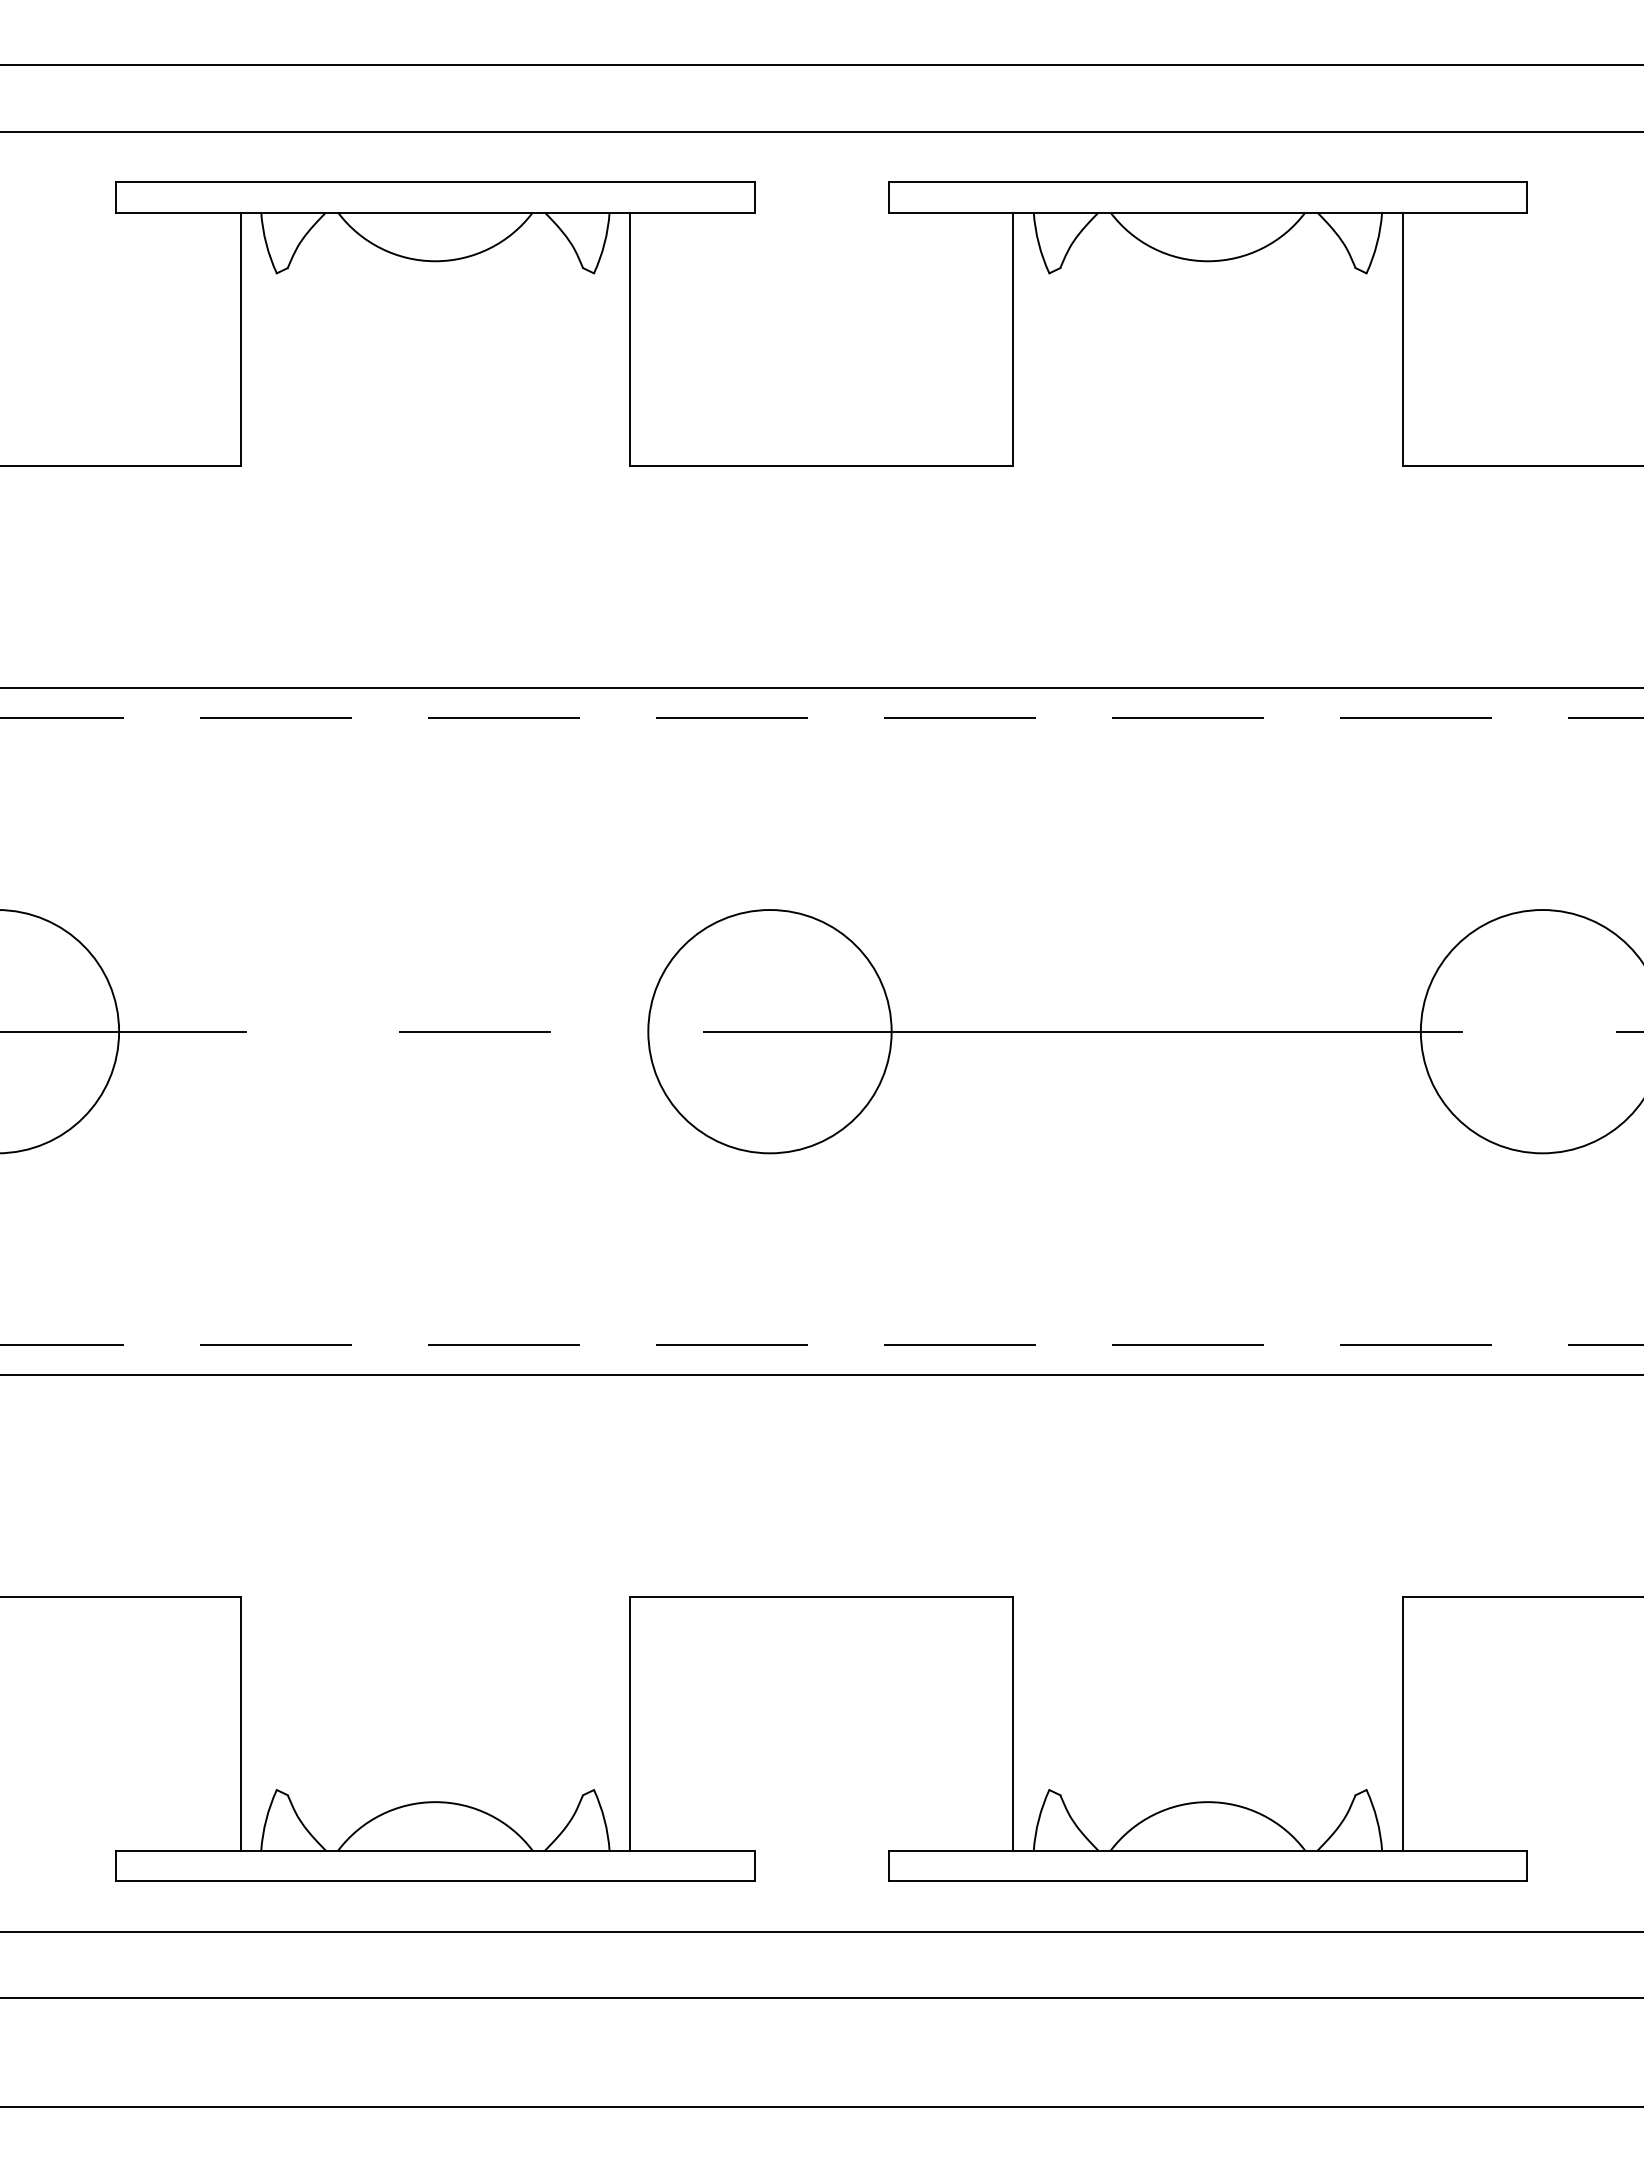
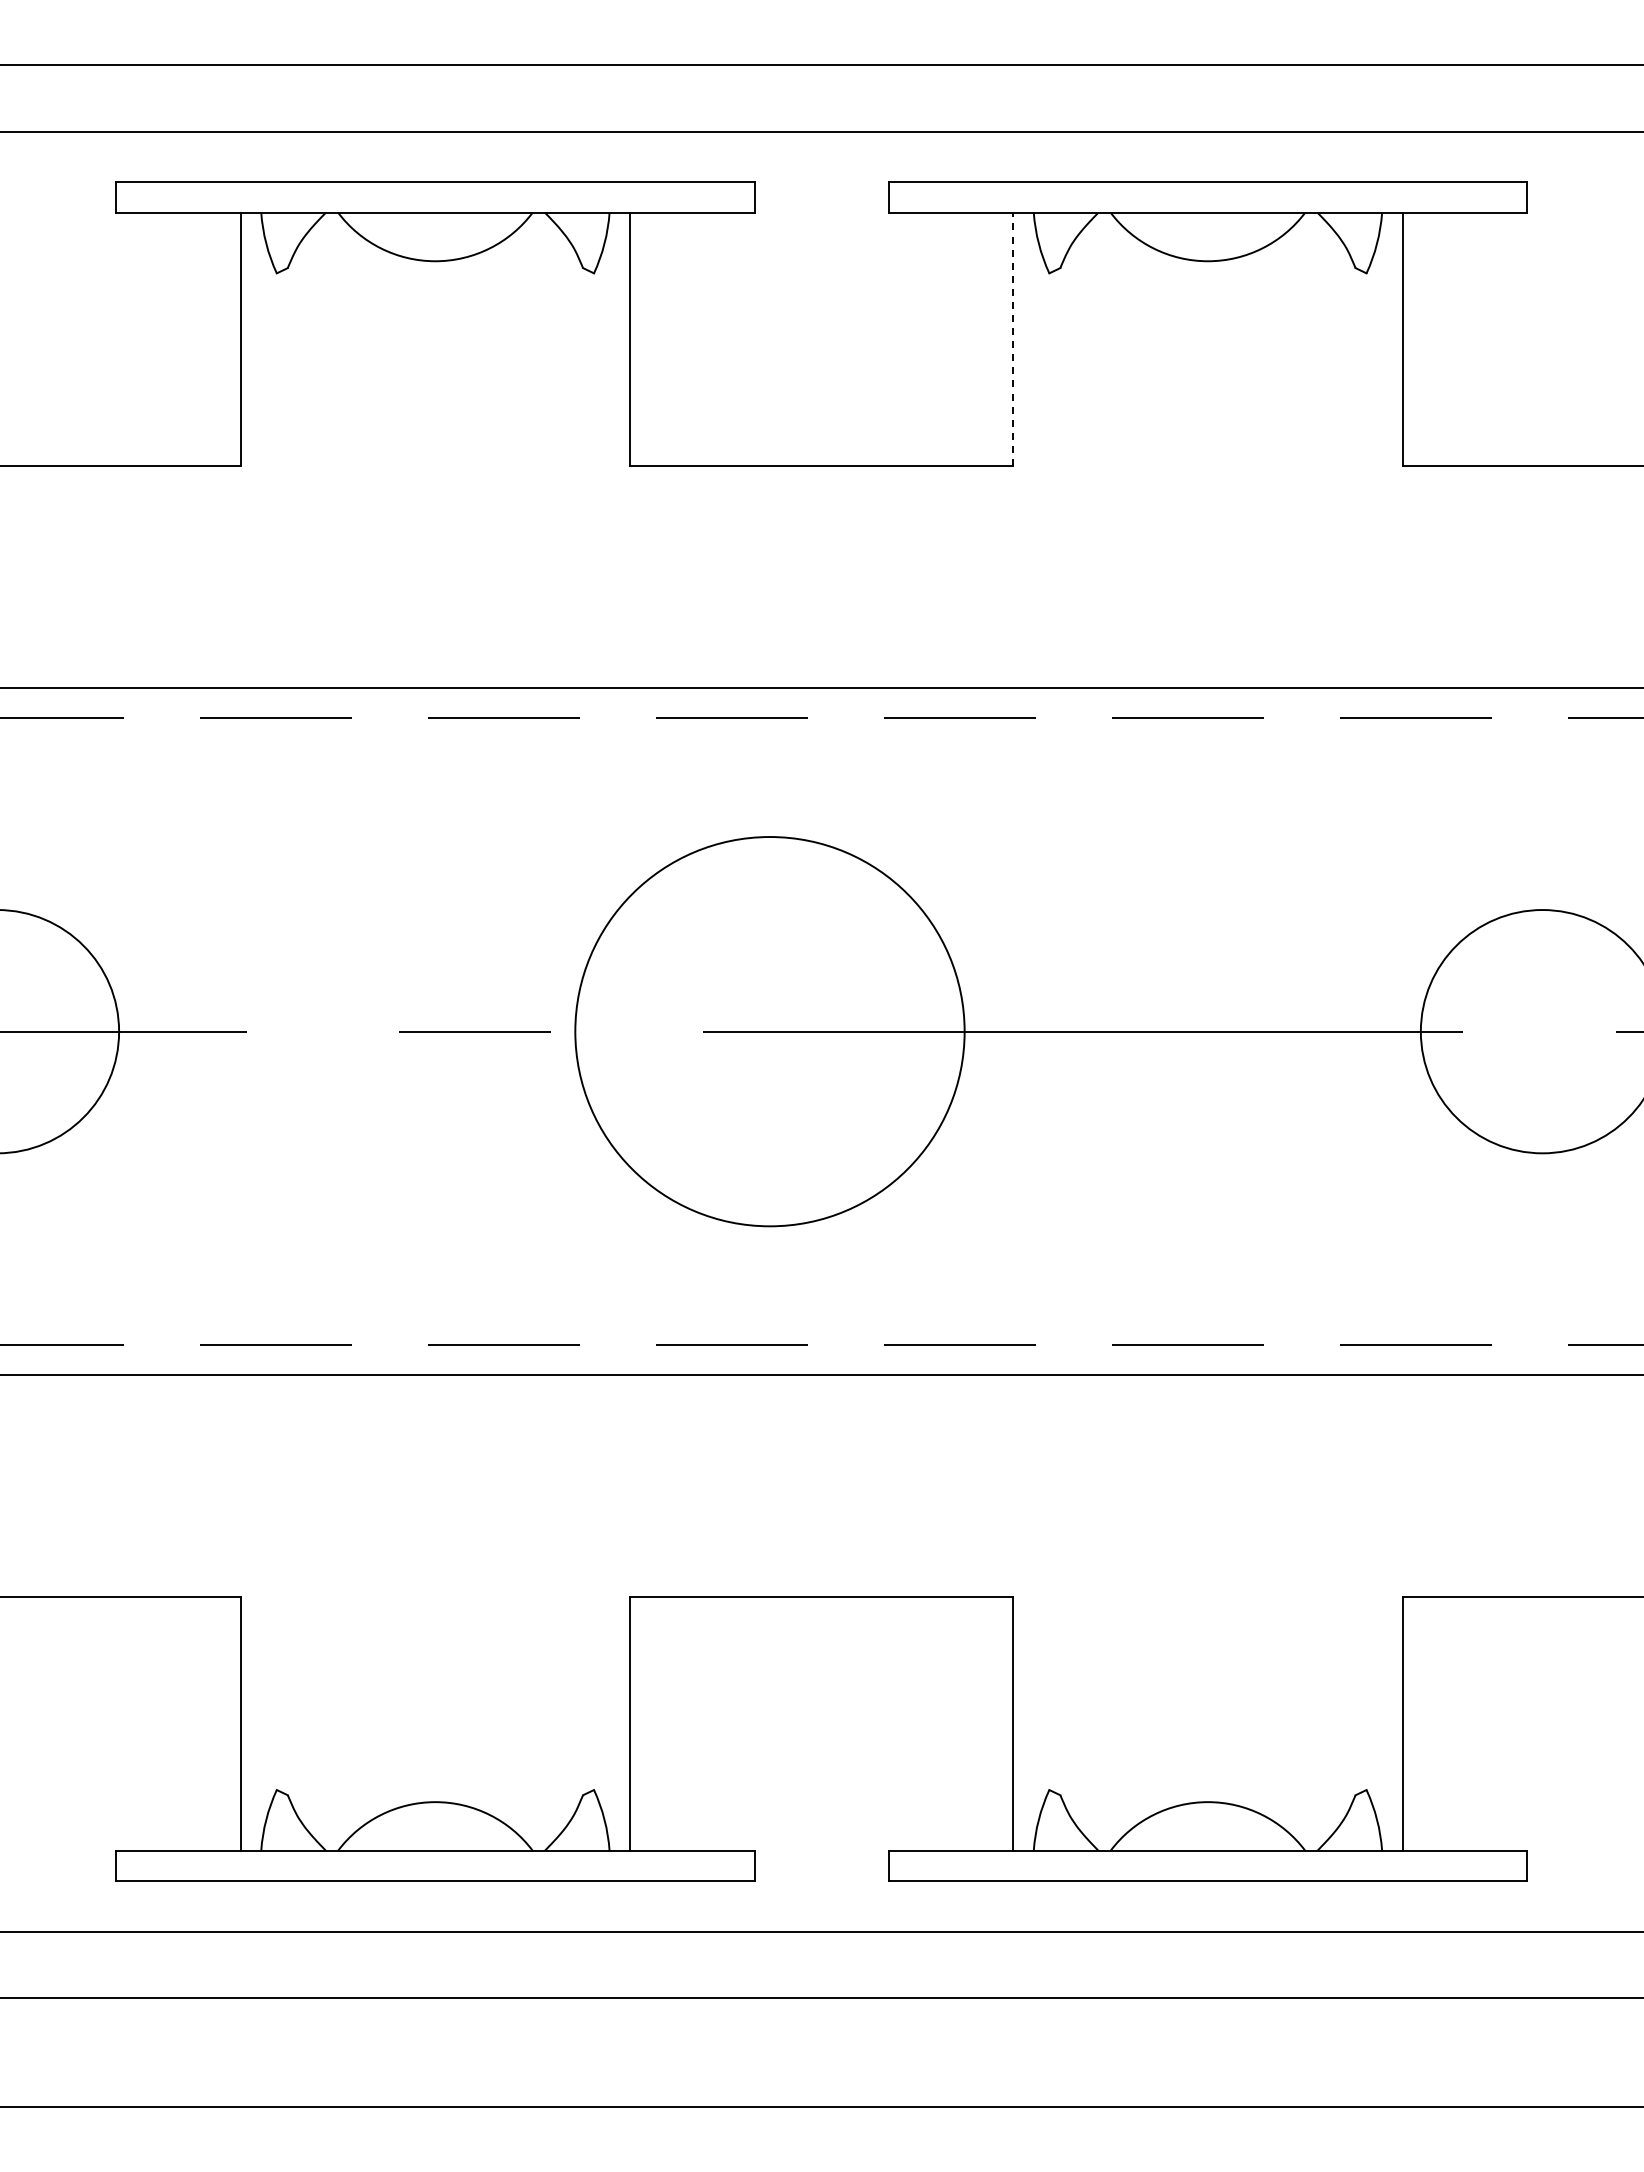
line: solid -> dashed (1013, 339)
circle diameter: 243 px -> 389 px (769, 1031)
